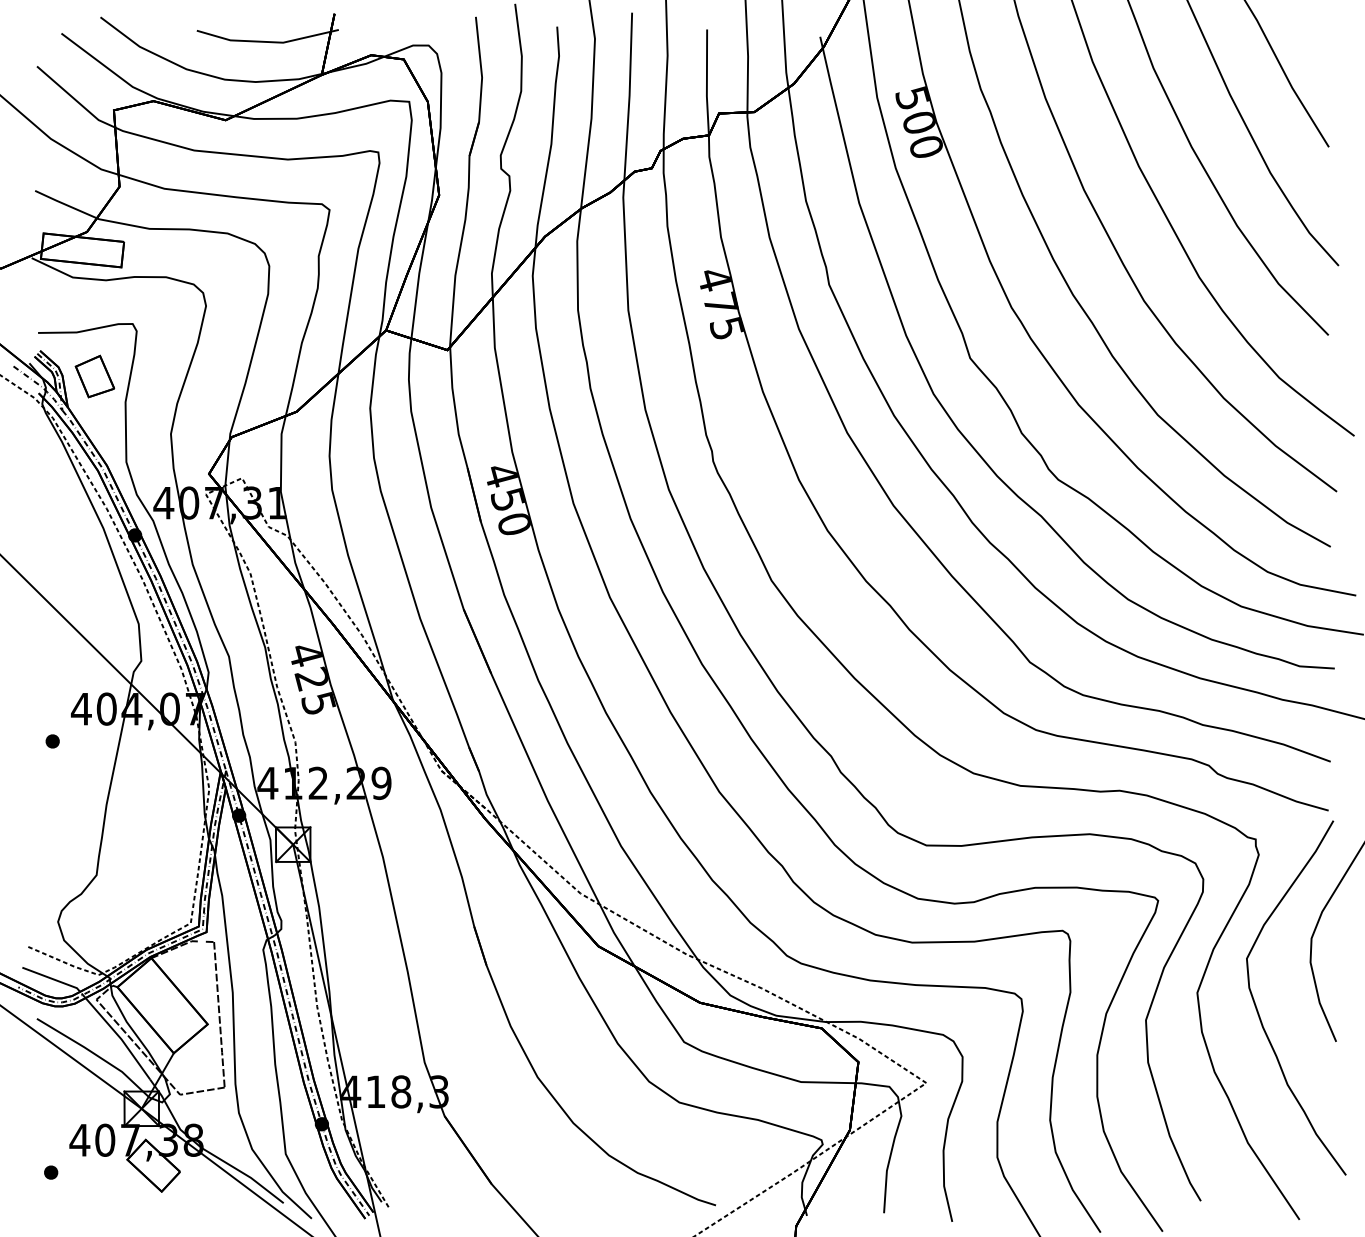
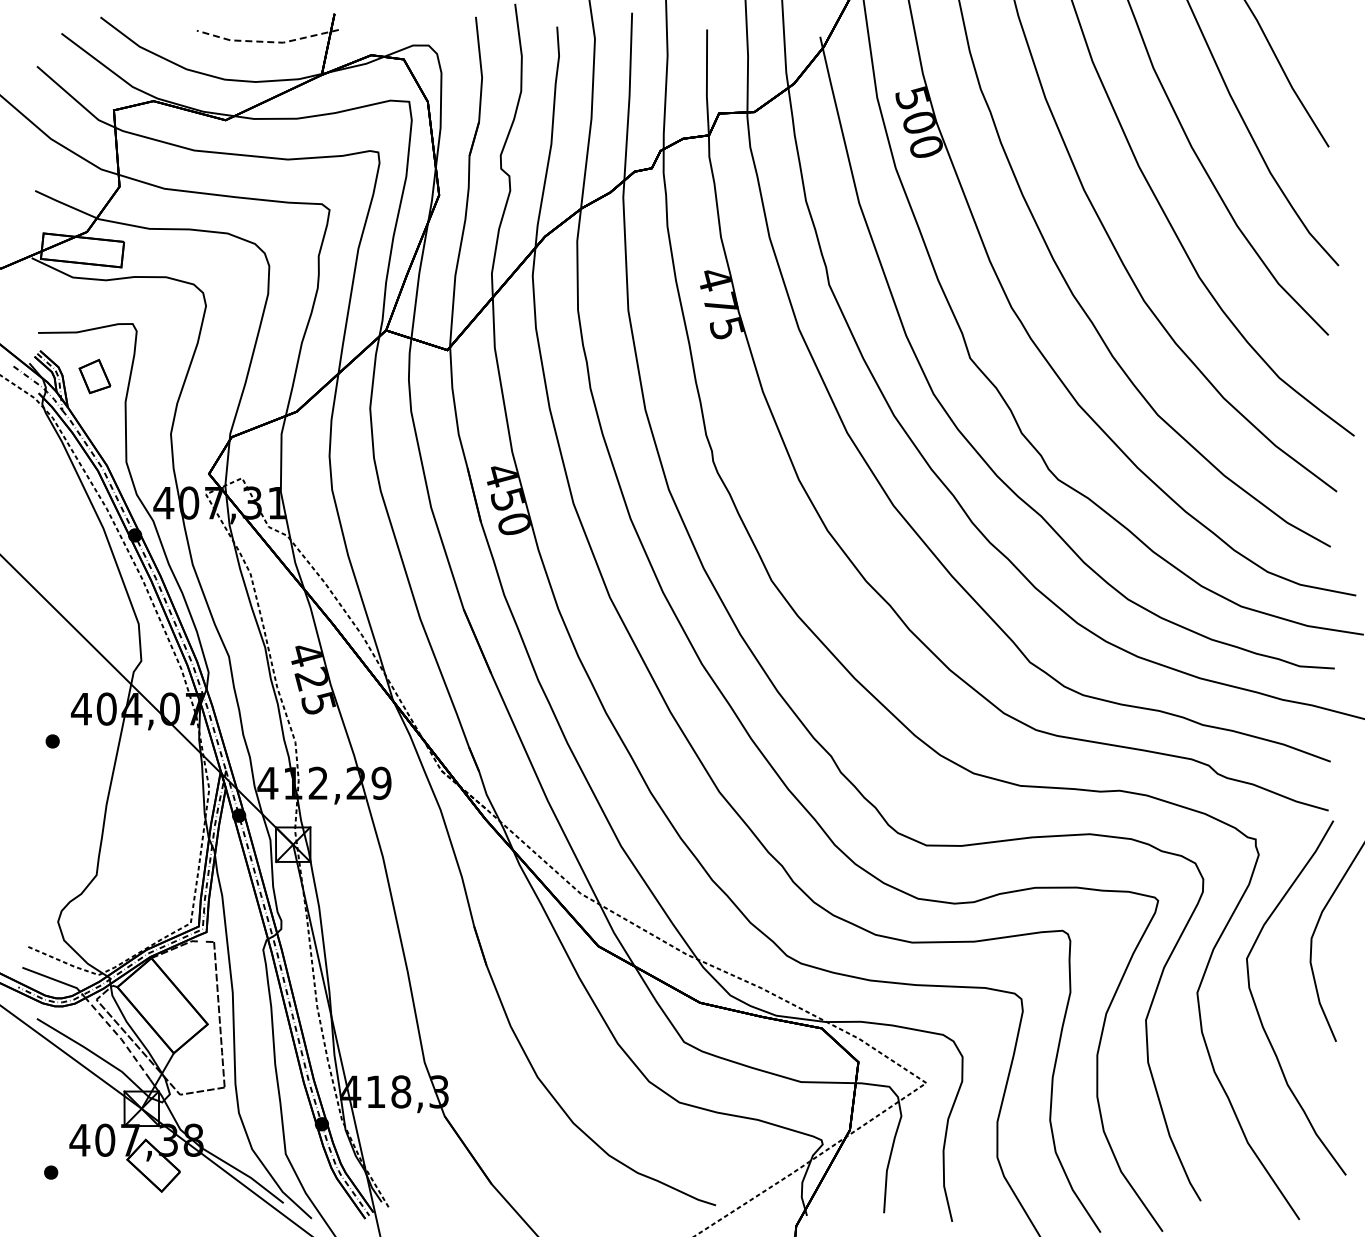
line: solid -> dashed (268, 42)
part size: 42x45 px -> 34x36 px (94, 376)
line: solid -> dashed (120, 1037)
